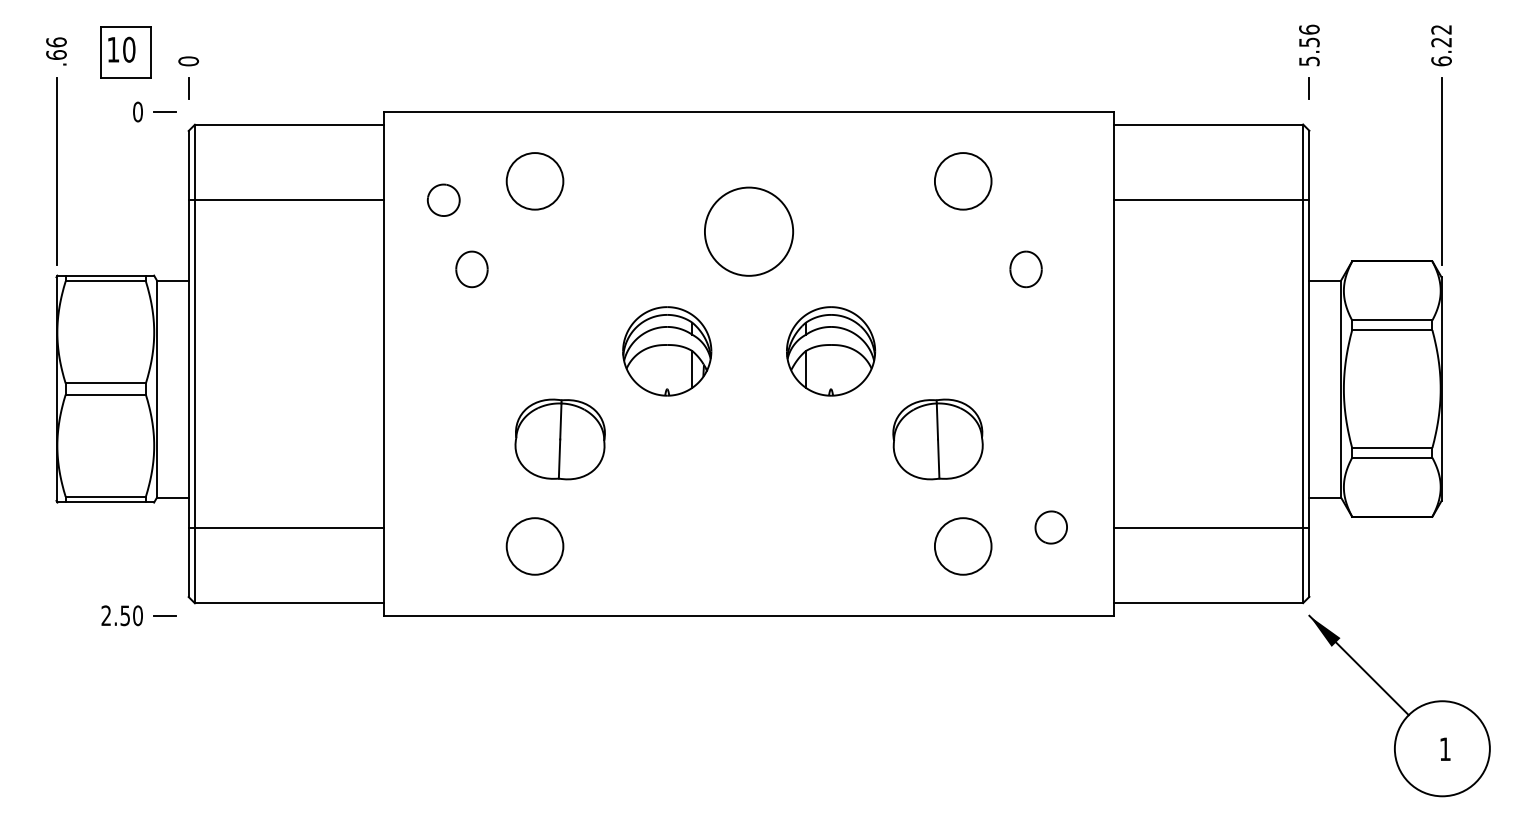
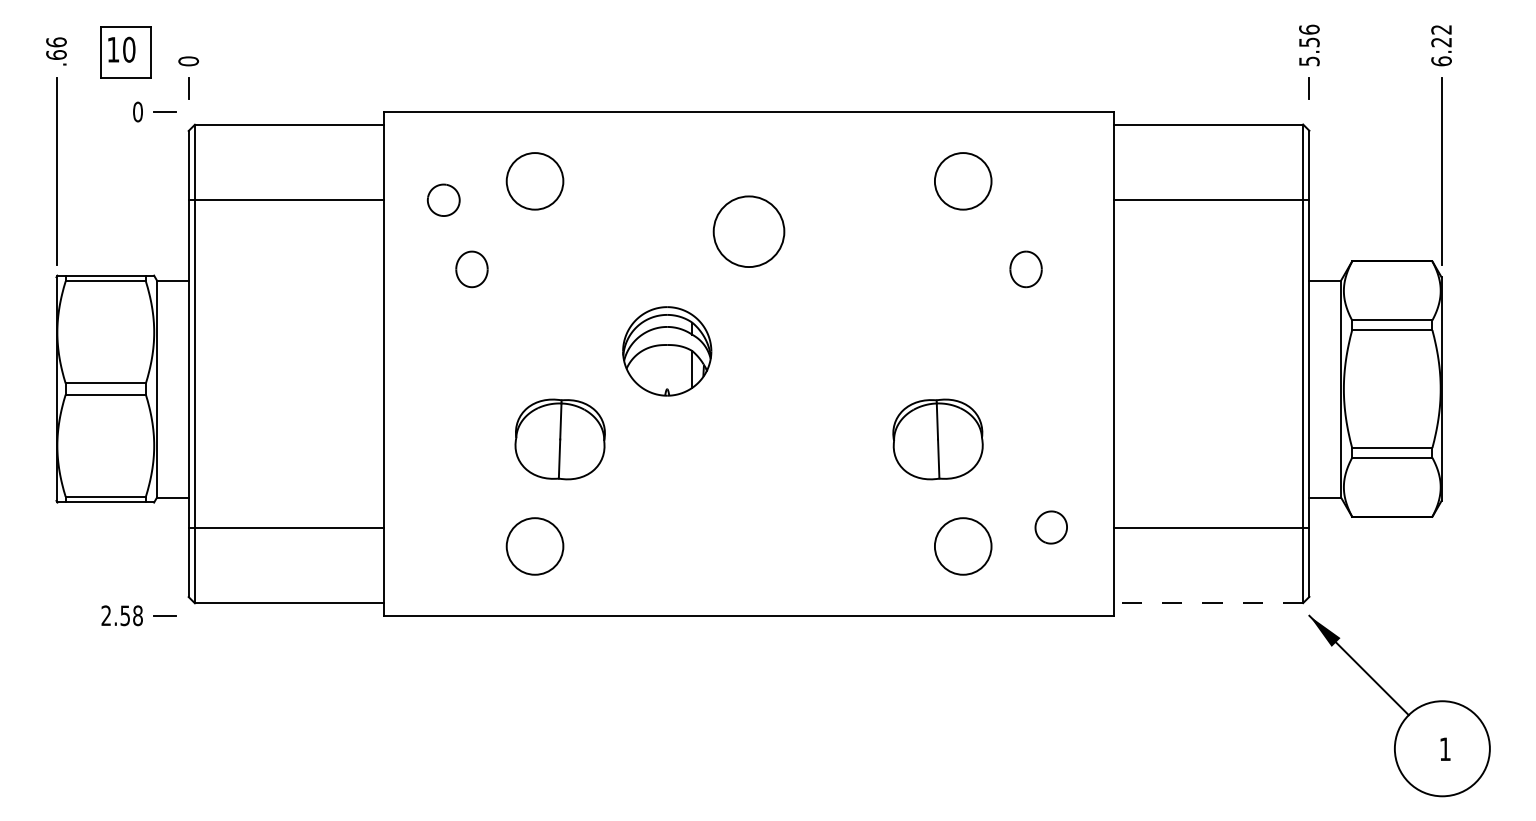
circle diameter: 88 px -> 71 px (748, 231)
part: present -> none (831, 351)
line: solid -> dashed (1208, 603)
text: 2.50 -> 2.58 (137, 615)
